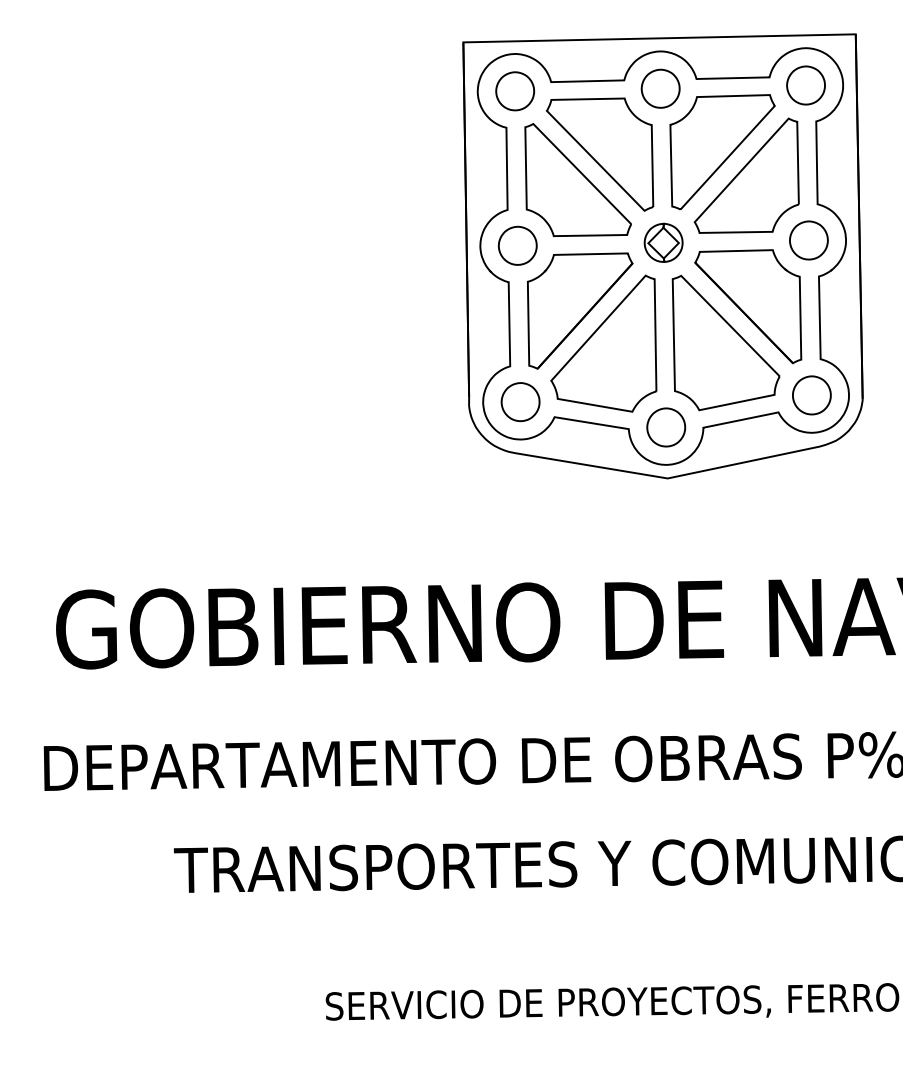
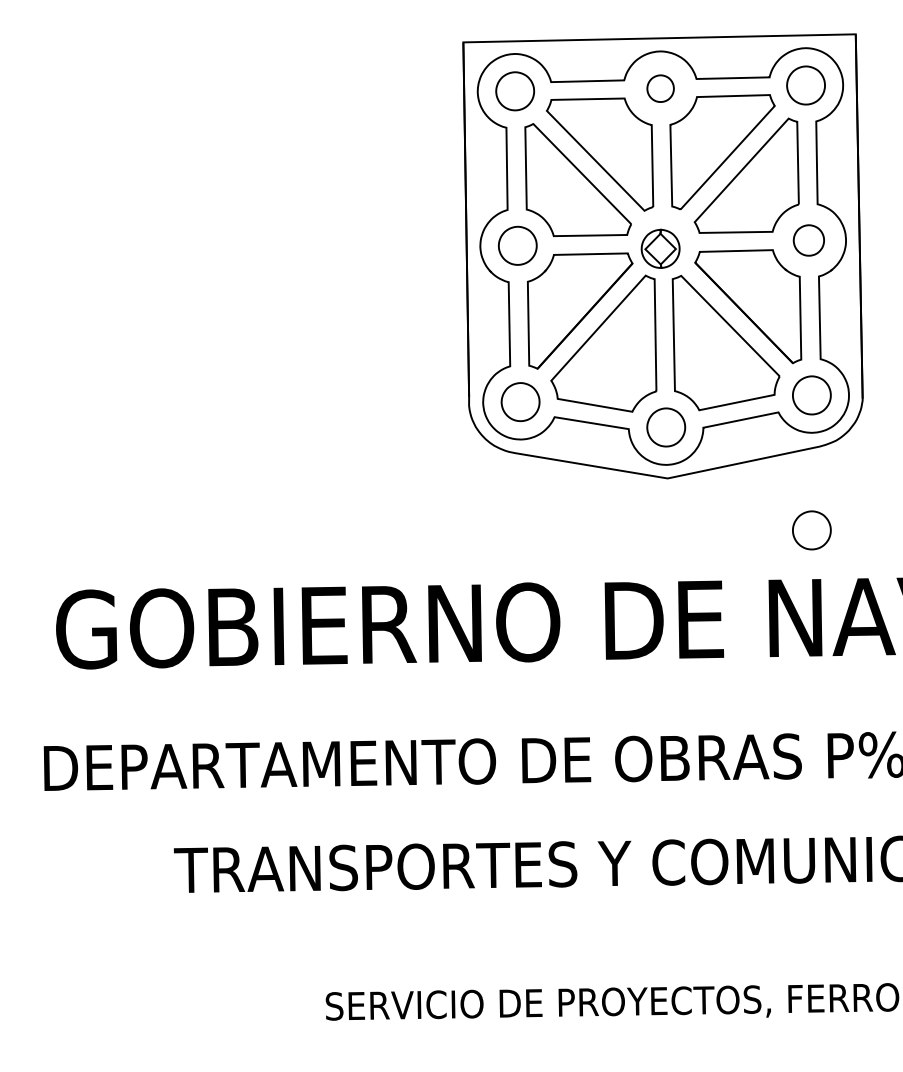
part size: 41x41 px -> 29x29 px (660, 88)
part size: 40x41 px -> 33x33 px (808, 240)
part position: (663, 242) -> (660, 248) (660, 248)
part: none -> present (811, 530)
